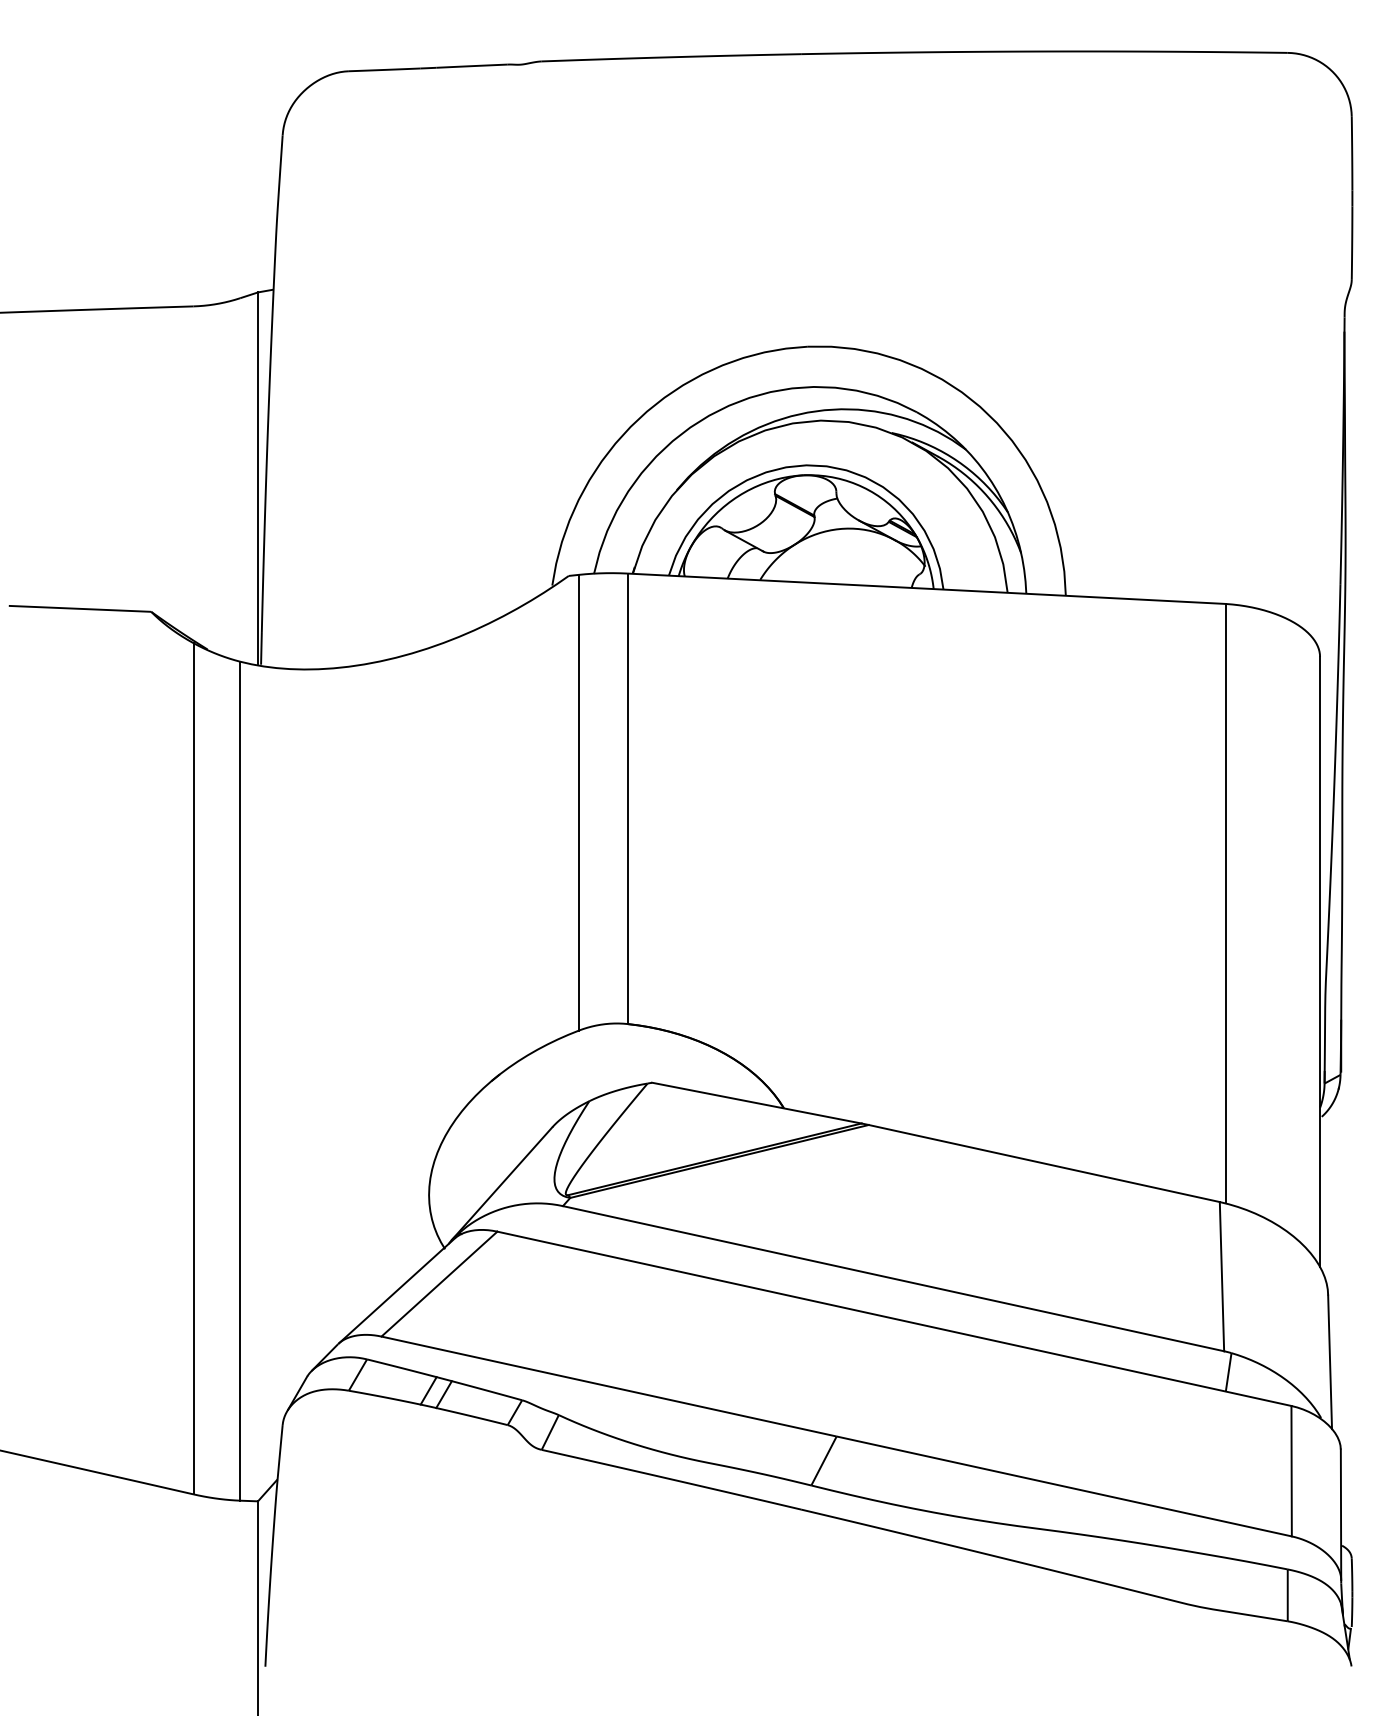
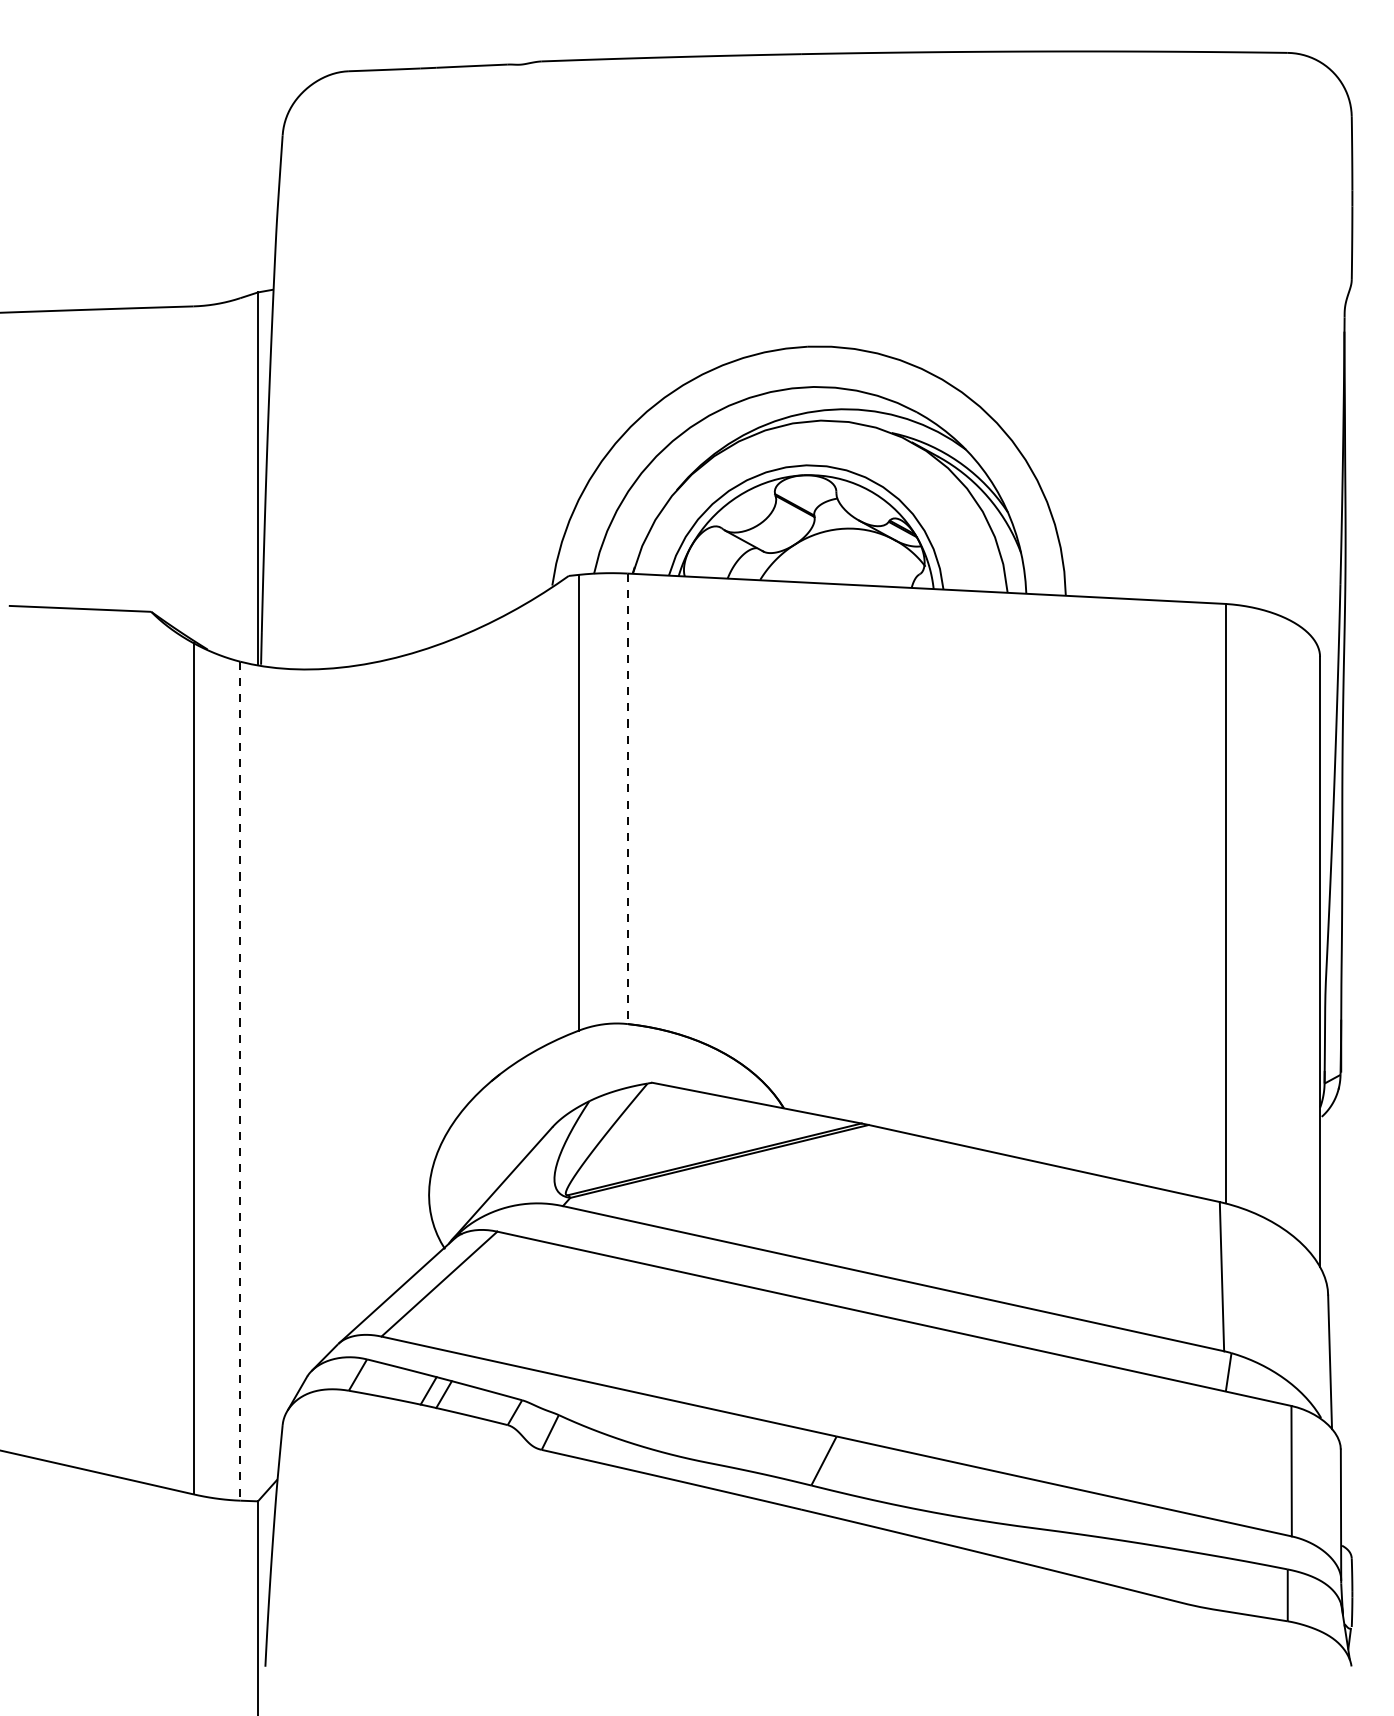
line: solid -> dashed (627, 799)
line: solid -> dashed (240, 1081)
